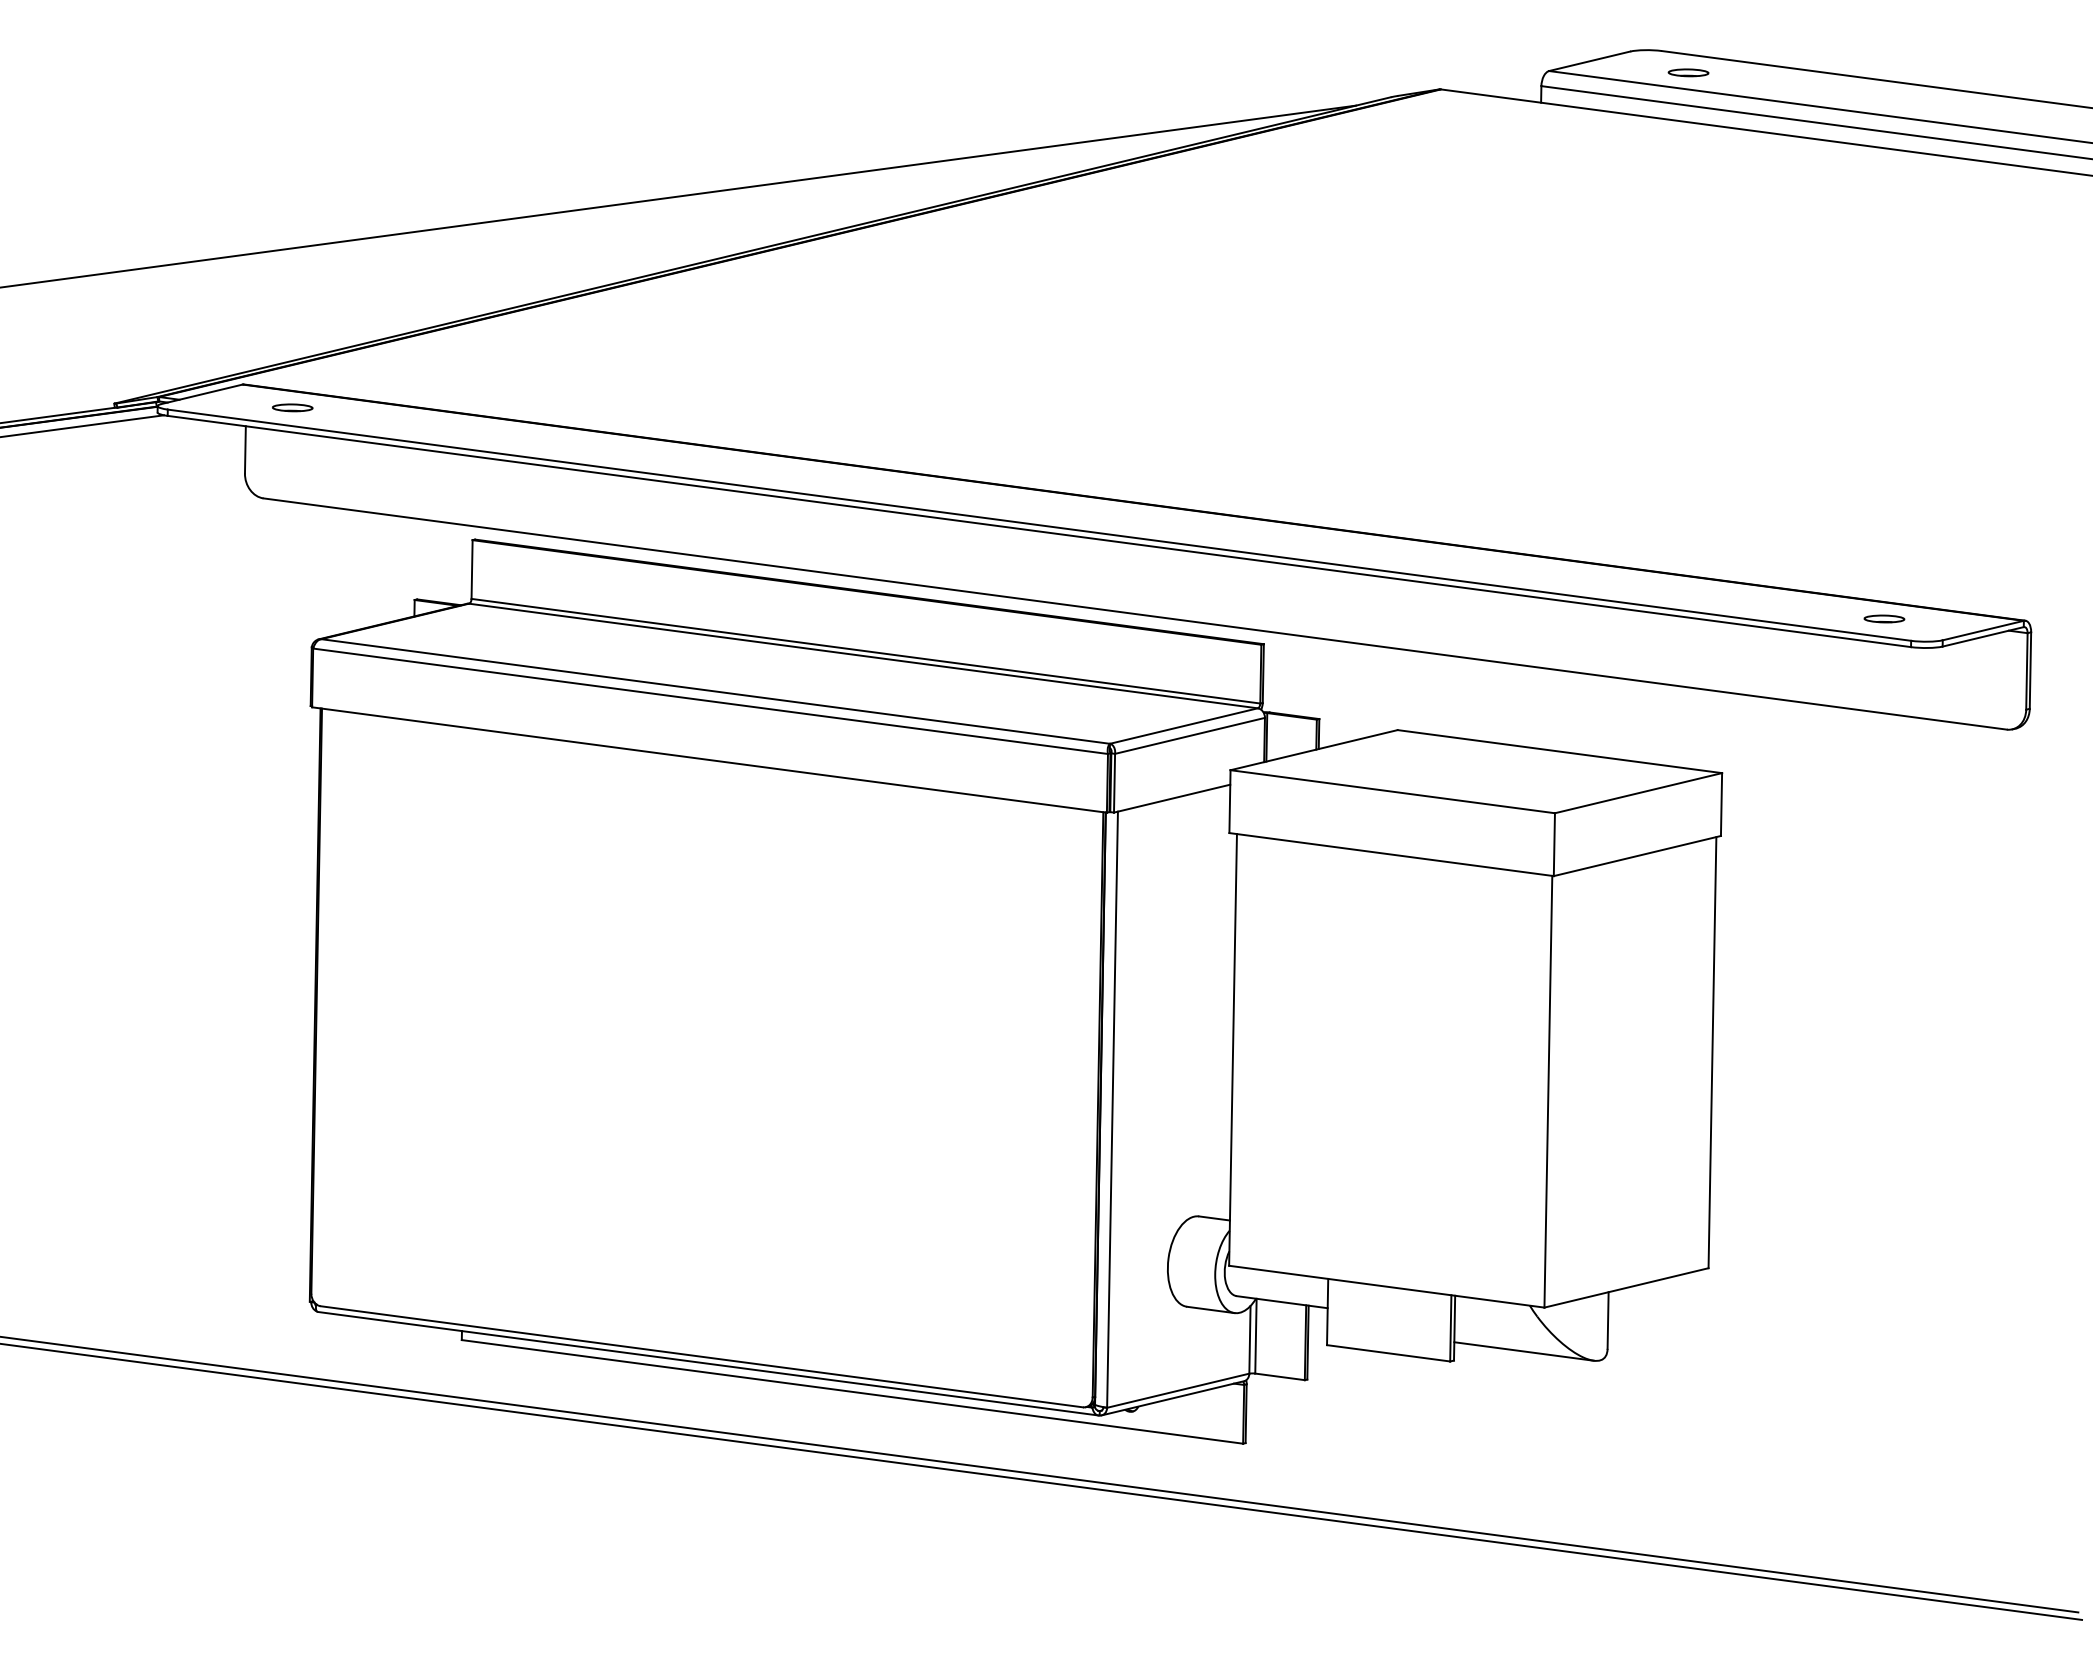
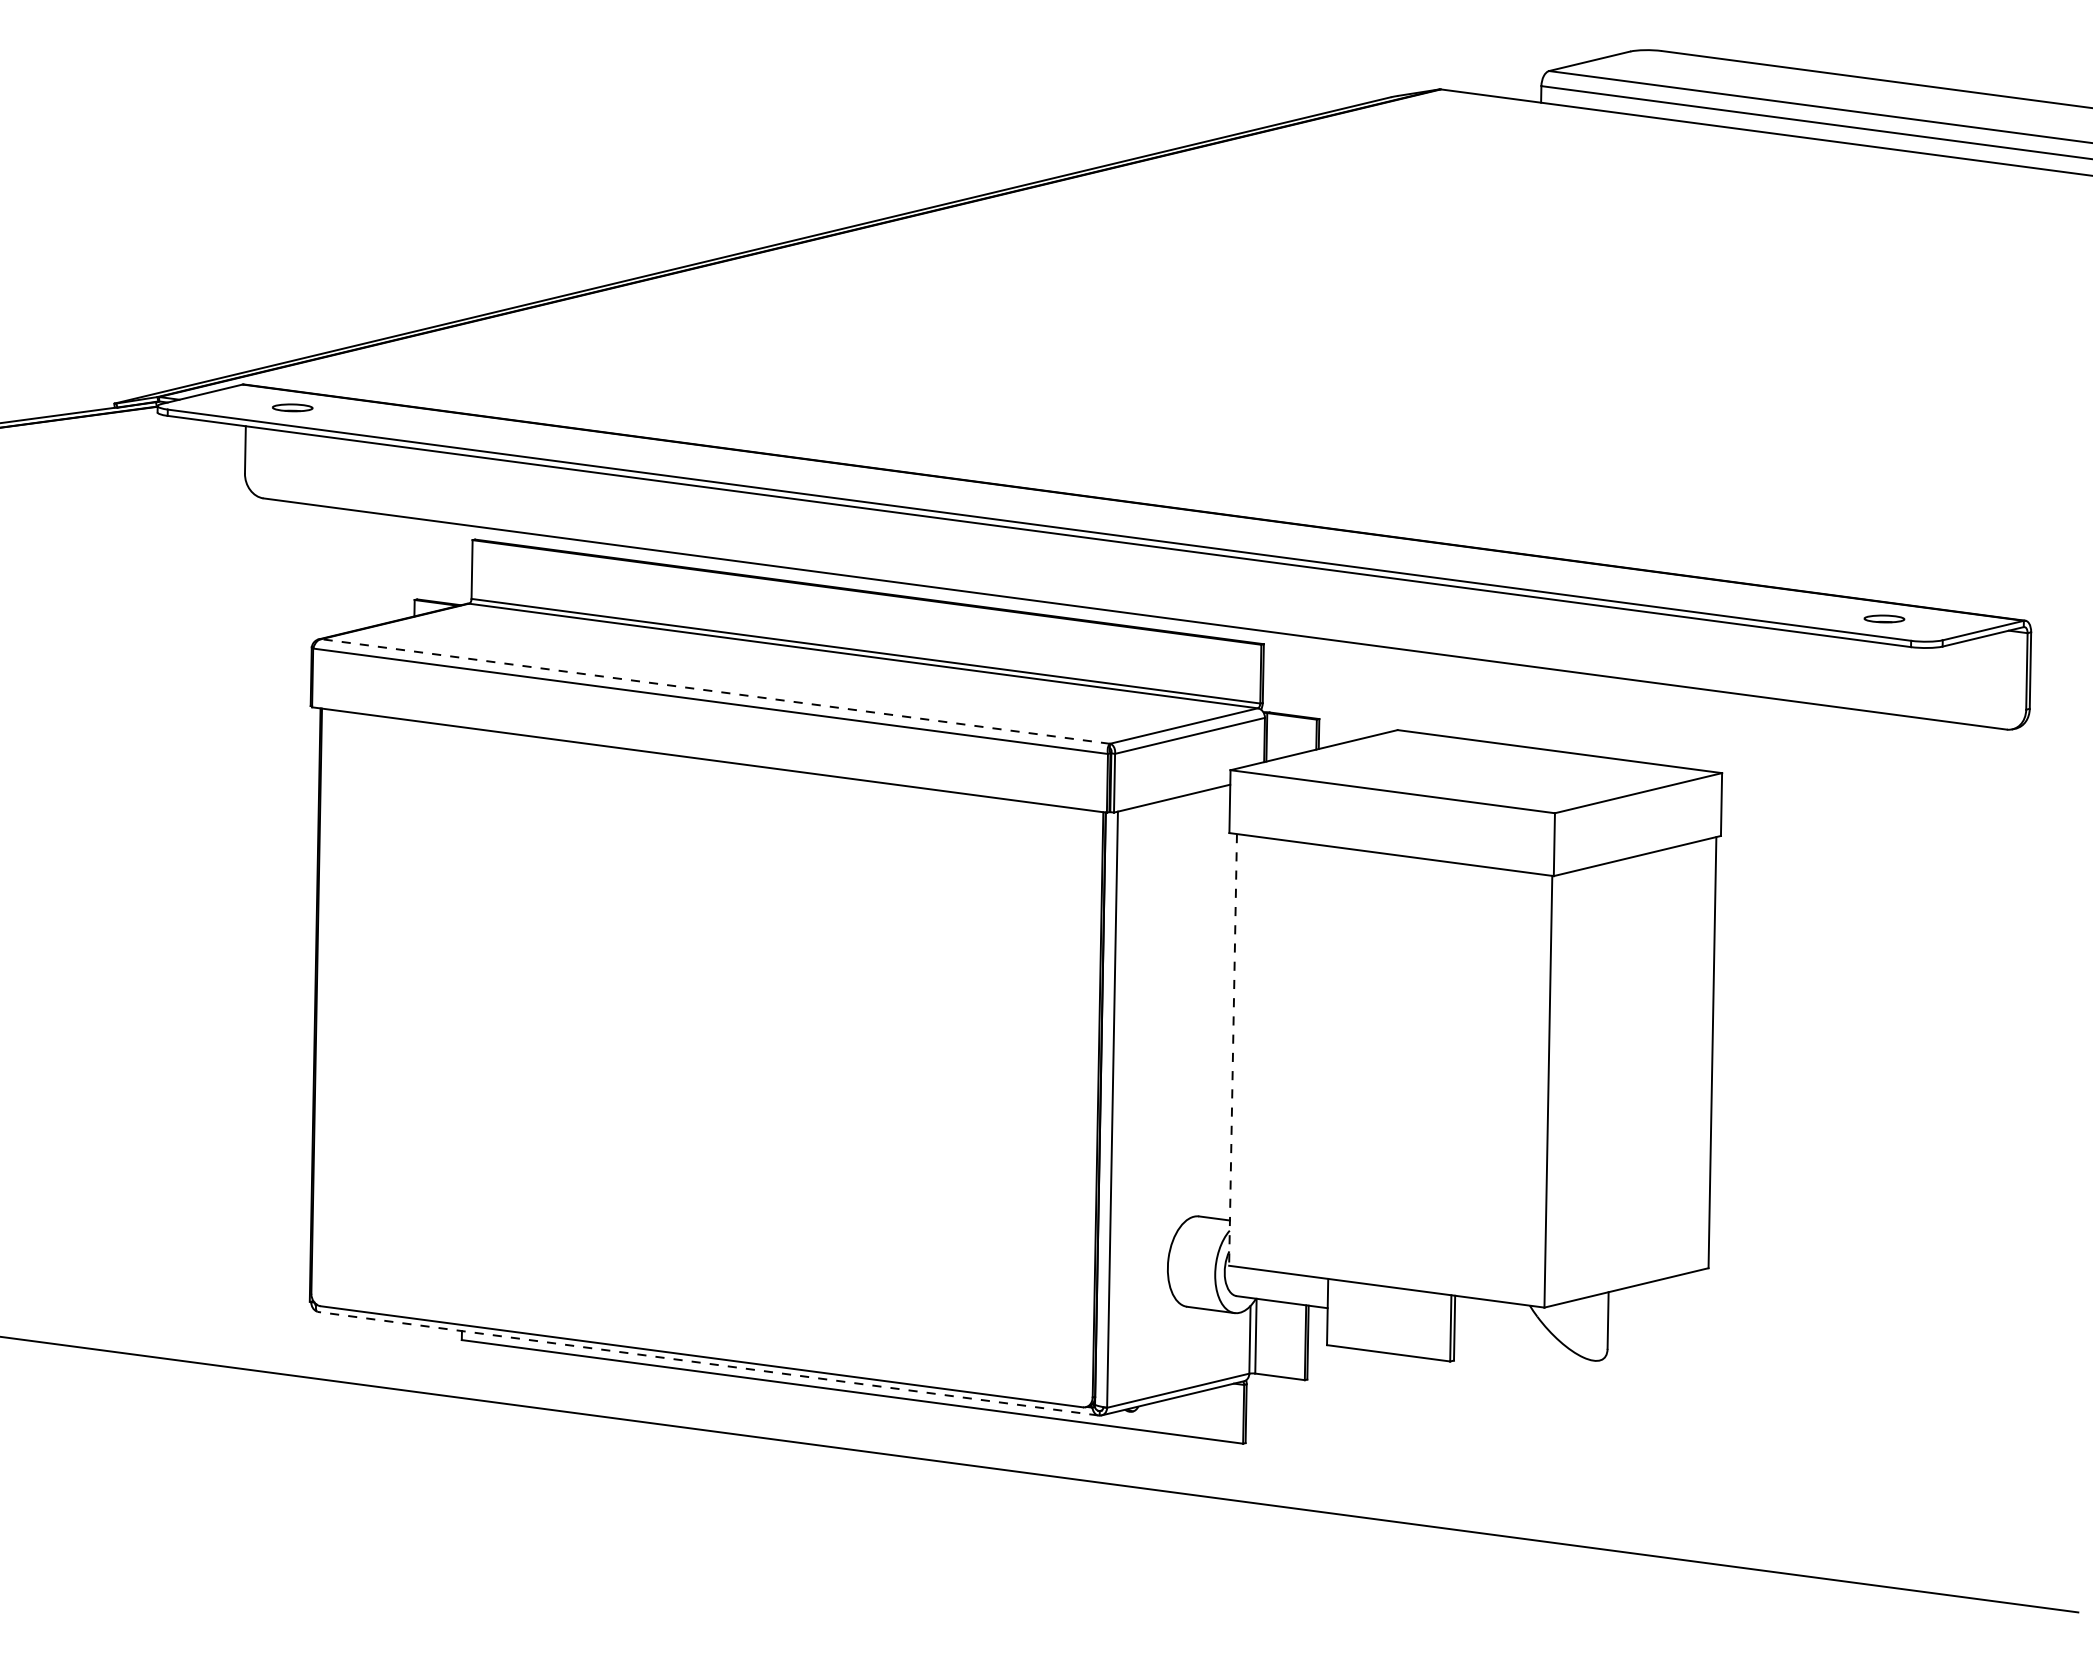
part: present -> none (1688, 72)
line: present -> none (679, 196)
line: present -> none (83, 425)
line: solid -> dashed (715, 691)
line: solid -> dashed (1233, 1049)
line: present -> none (1523, 1351)
line: solid -> dashed (708, 1363)
line: present -> none (1042, 1481)
